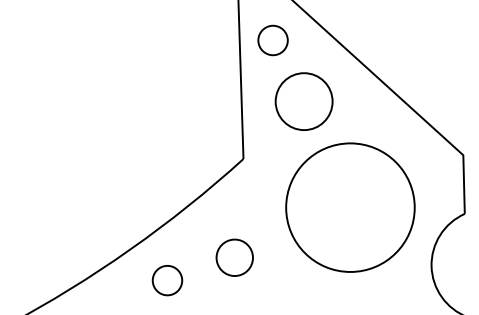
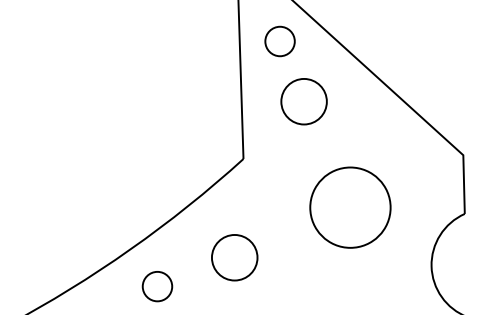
circle position: (272, 40) -> (279, 41) (279, 41)
circle size: 60x59 px -> 48x48 px (303, 101)
circle diameter: 129 px -> 80 px (350, 207)
circle size: 39x39 px -> 48x48 px (234, 257)
circle position: (167, 280) -> (157, 286) (157, 286)
